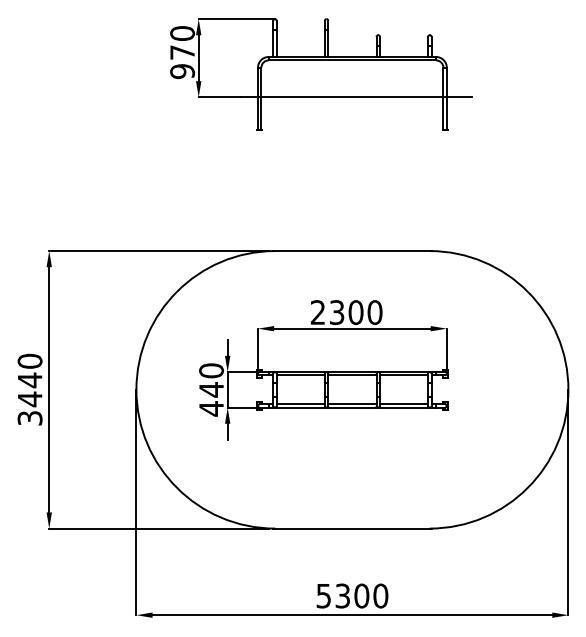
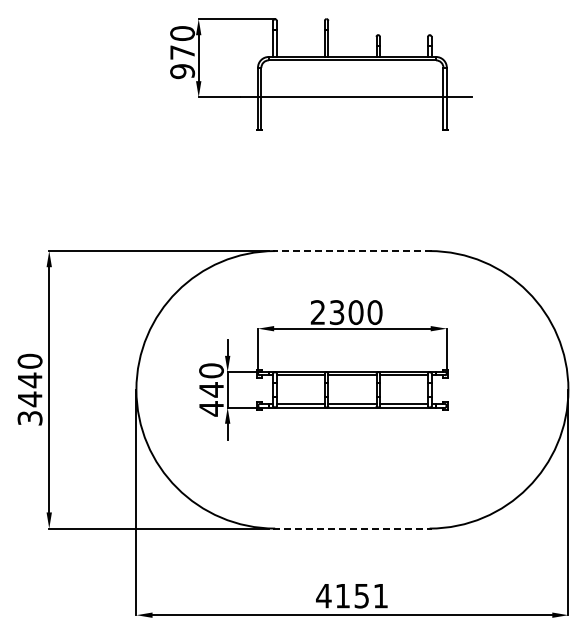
line: solid -> dashed (352, 251)
line: solid -> dashed (352, 528)
text: 5300 -> 4151 (352, 595)
